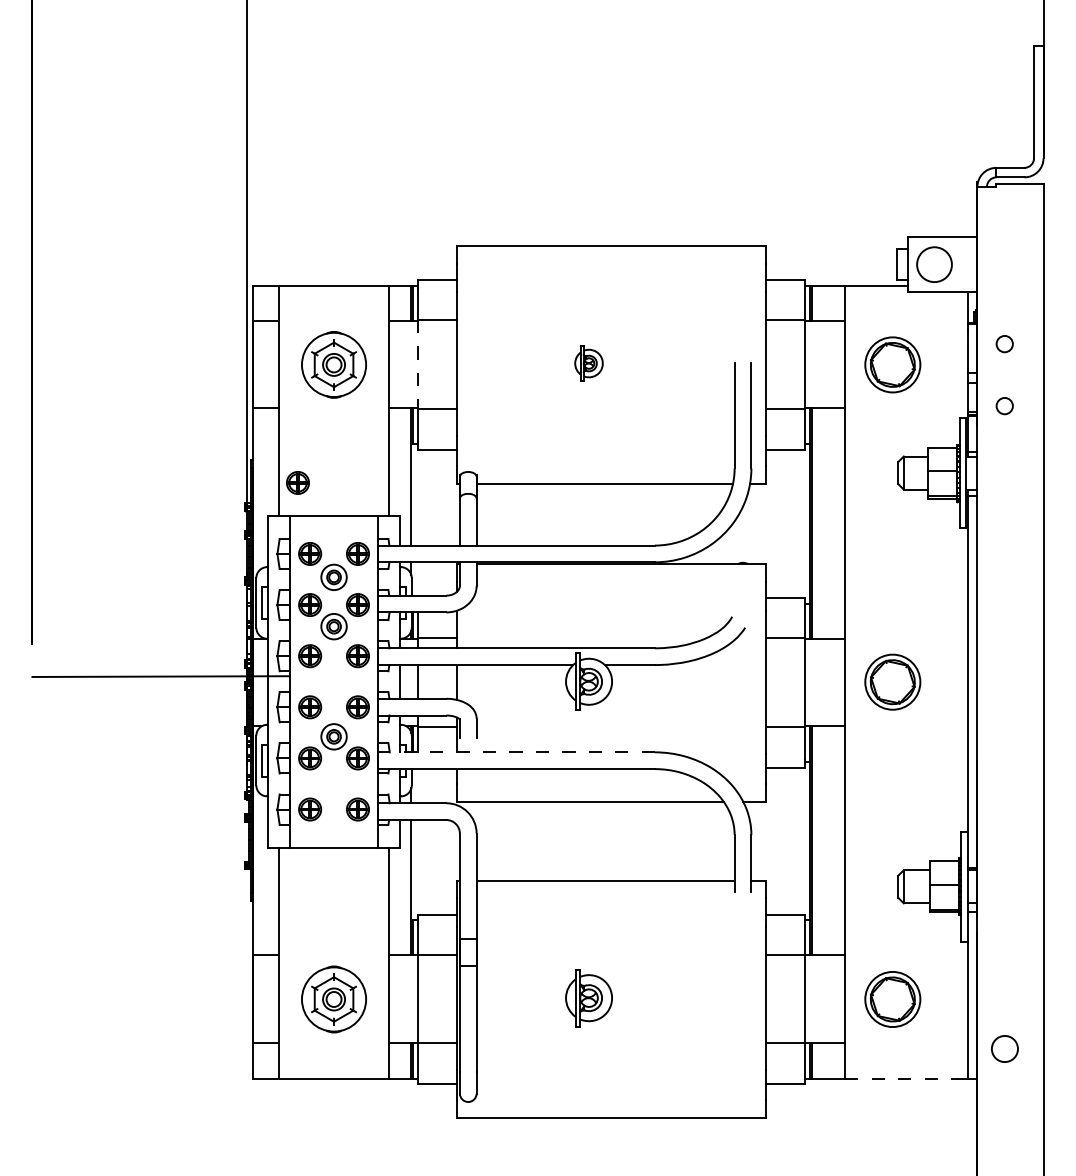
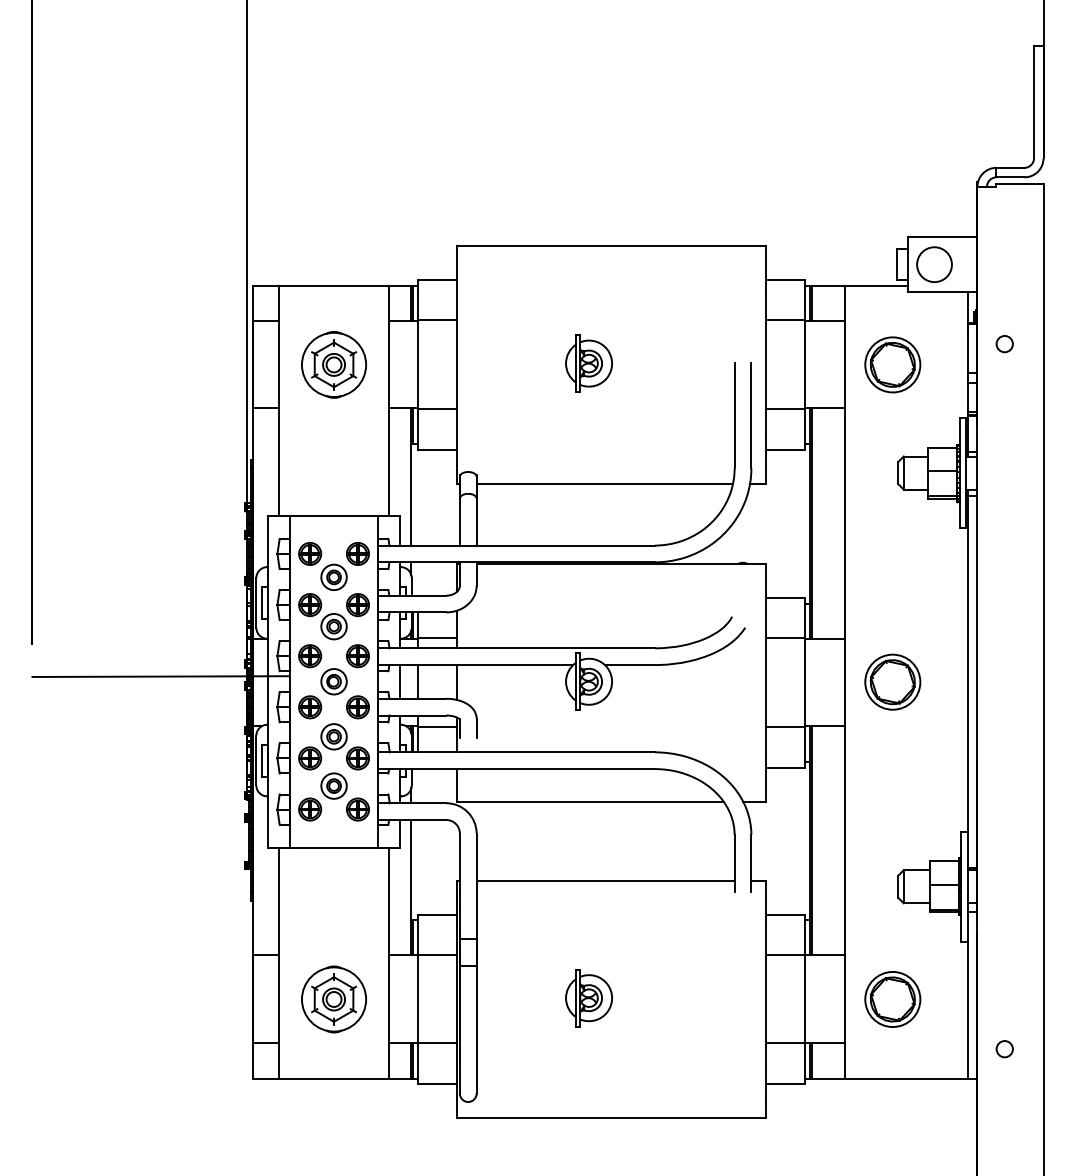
part size: 30x37 px -> 48x59 px (588, 363)
line: dashed -> solid (418, 364)
circle: present -> none (1004, 406)
part: present -> none (297, 482)
part: none -> present (333, 681)
line: dashed -> solid (516, 752)
part: none -> present (333, 785)
circle size: 28x28 px -> 19x19 px (1004, 1049)
line: dashed -> solid (902, 1078)
